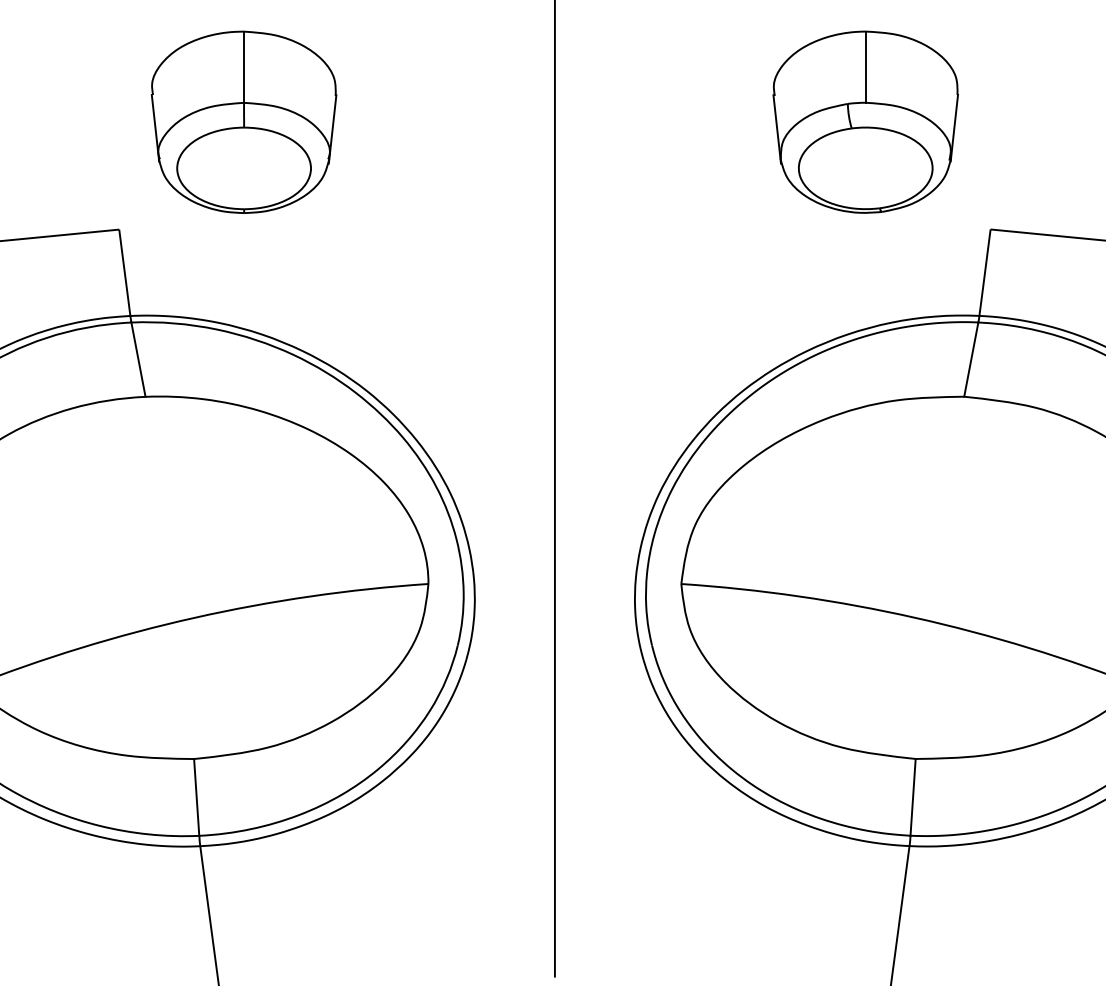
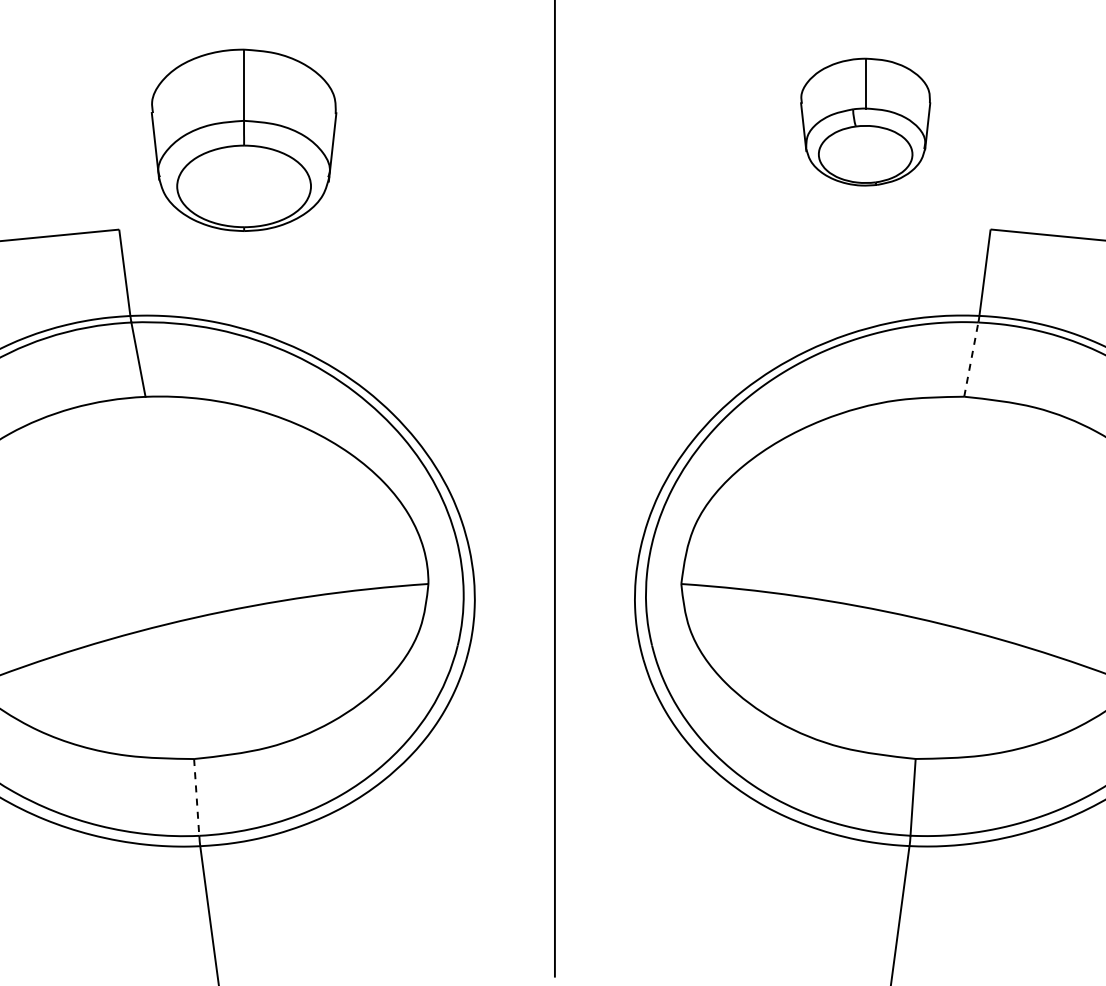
part position: (243, 121) -> (243, 139) (243, 139)
part size: 187x184 px -> 132x130 px (865, 121)
line: solid -> dashed (971, 358)
line: solid -> dashed (196, 797)
